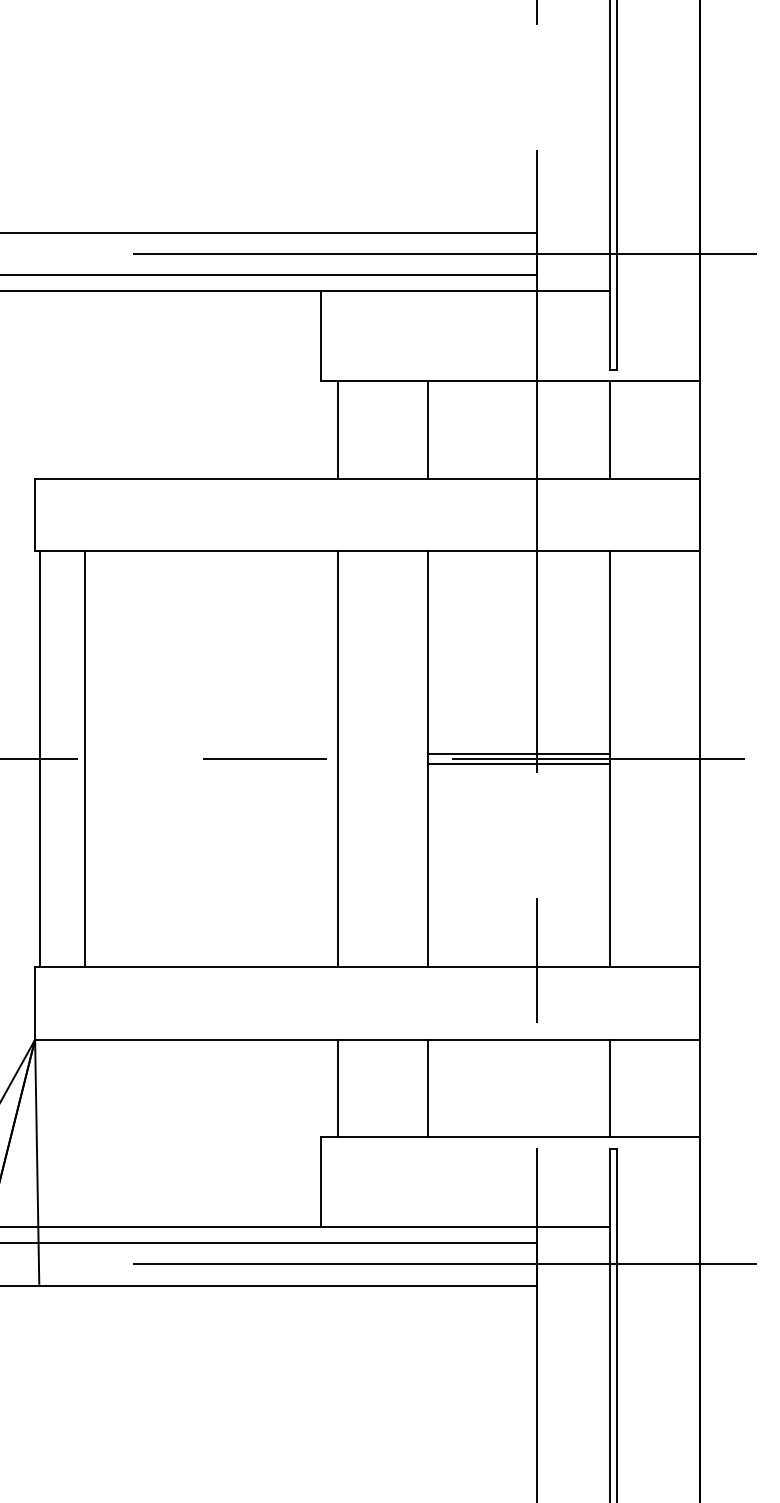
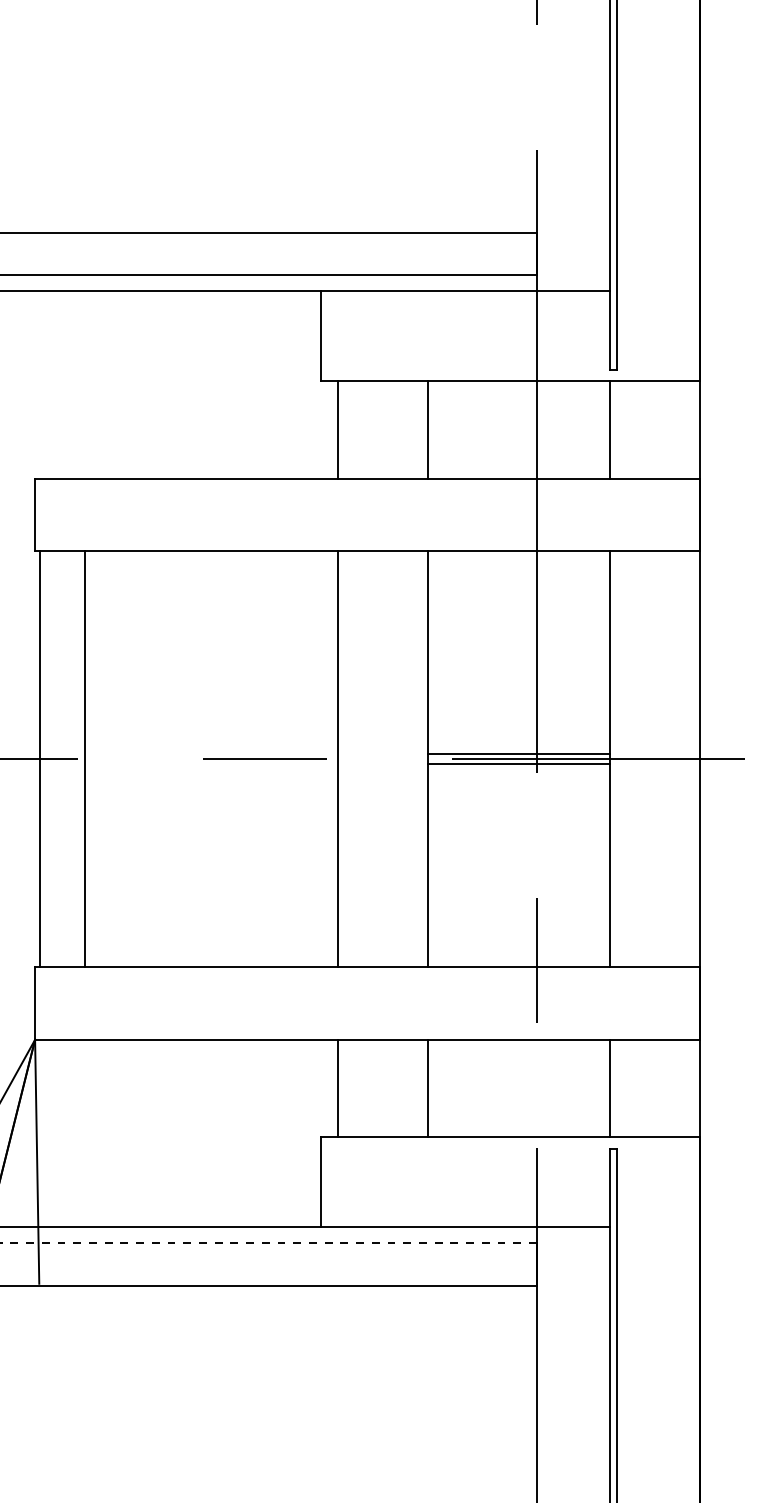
line: present -> none (414, 254)
line: solid -> dashed (267, 1242)
line: present -> none (414, 1264)
